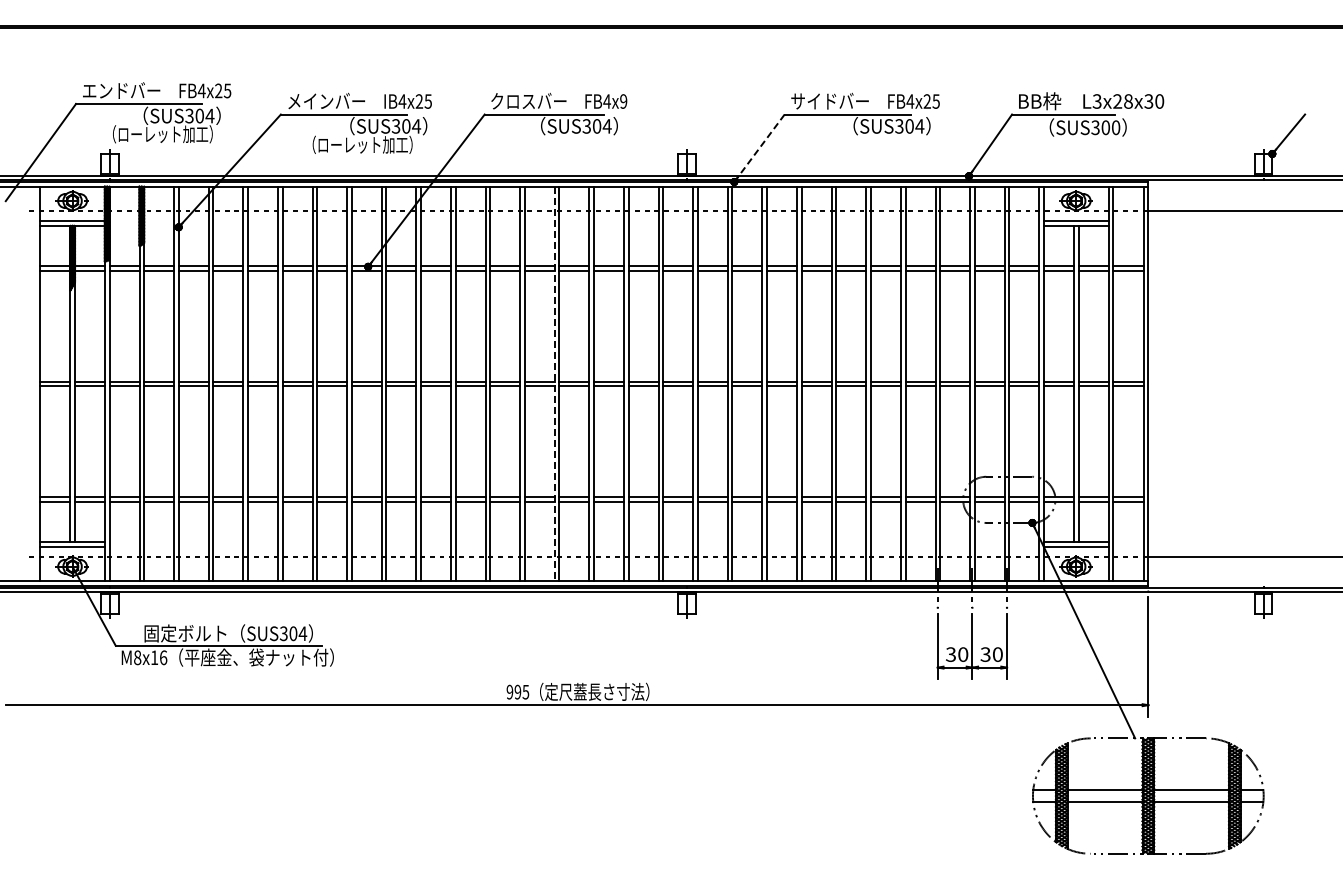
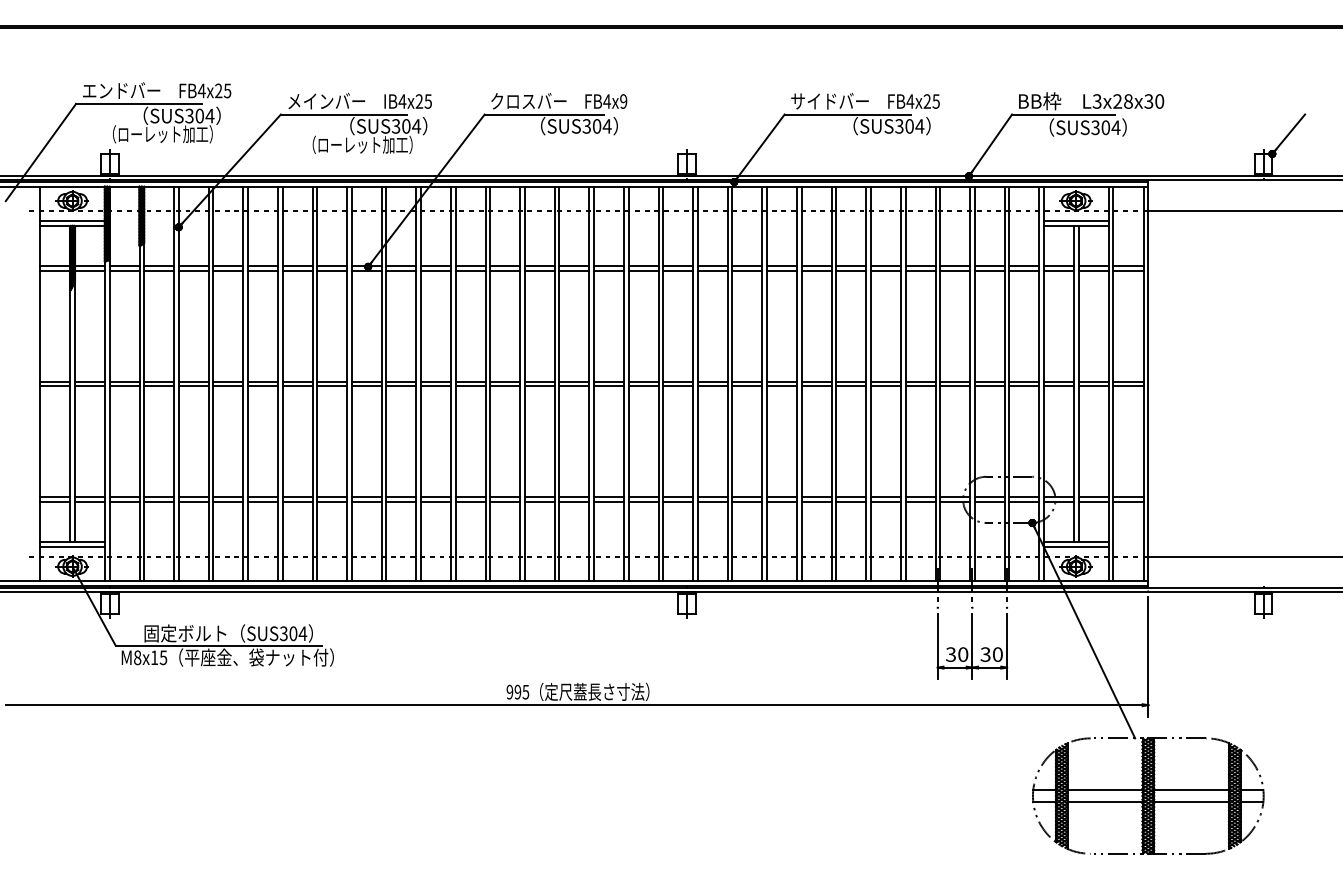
text: SUS300 -> SUS304 (1115, 127)
line: dashed -> solid (759, 147)
line: dashed -> solid (554, 384)
text: M8x16 -> M8x15 (163, 657)
